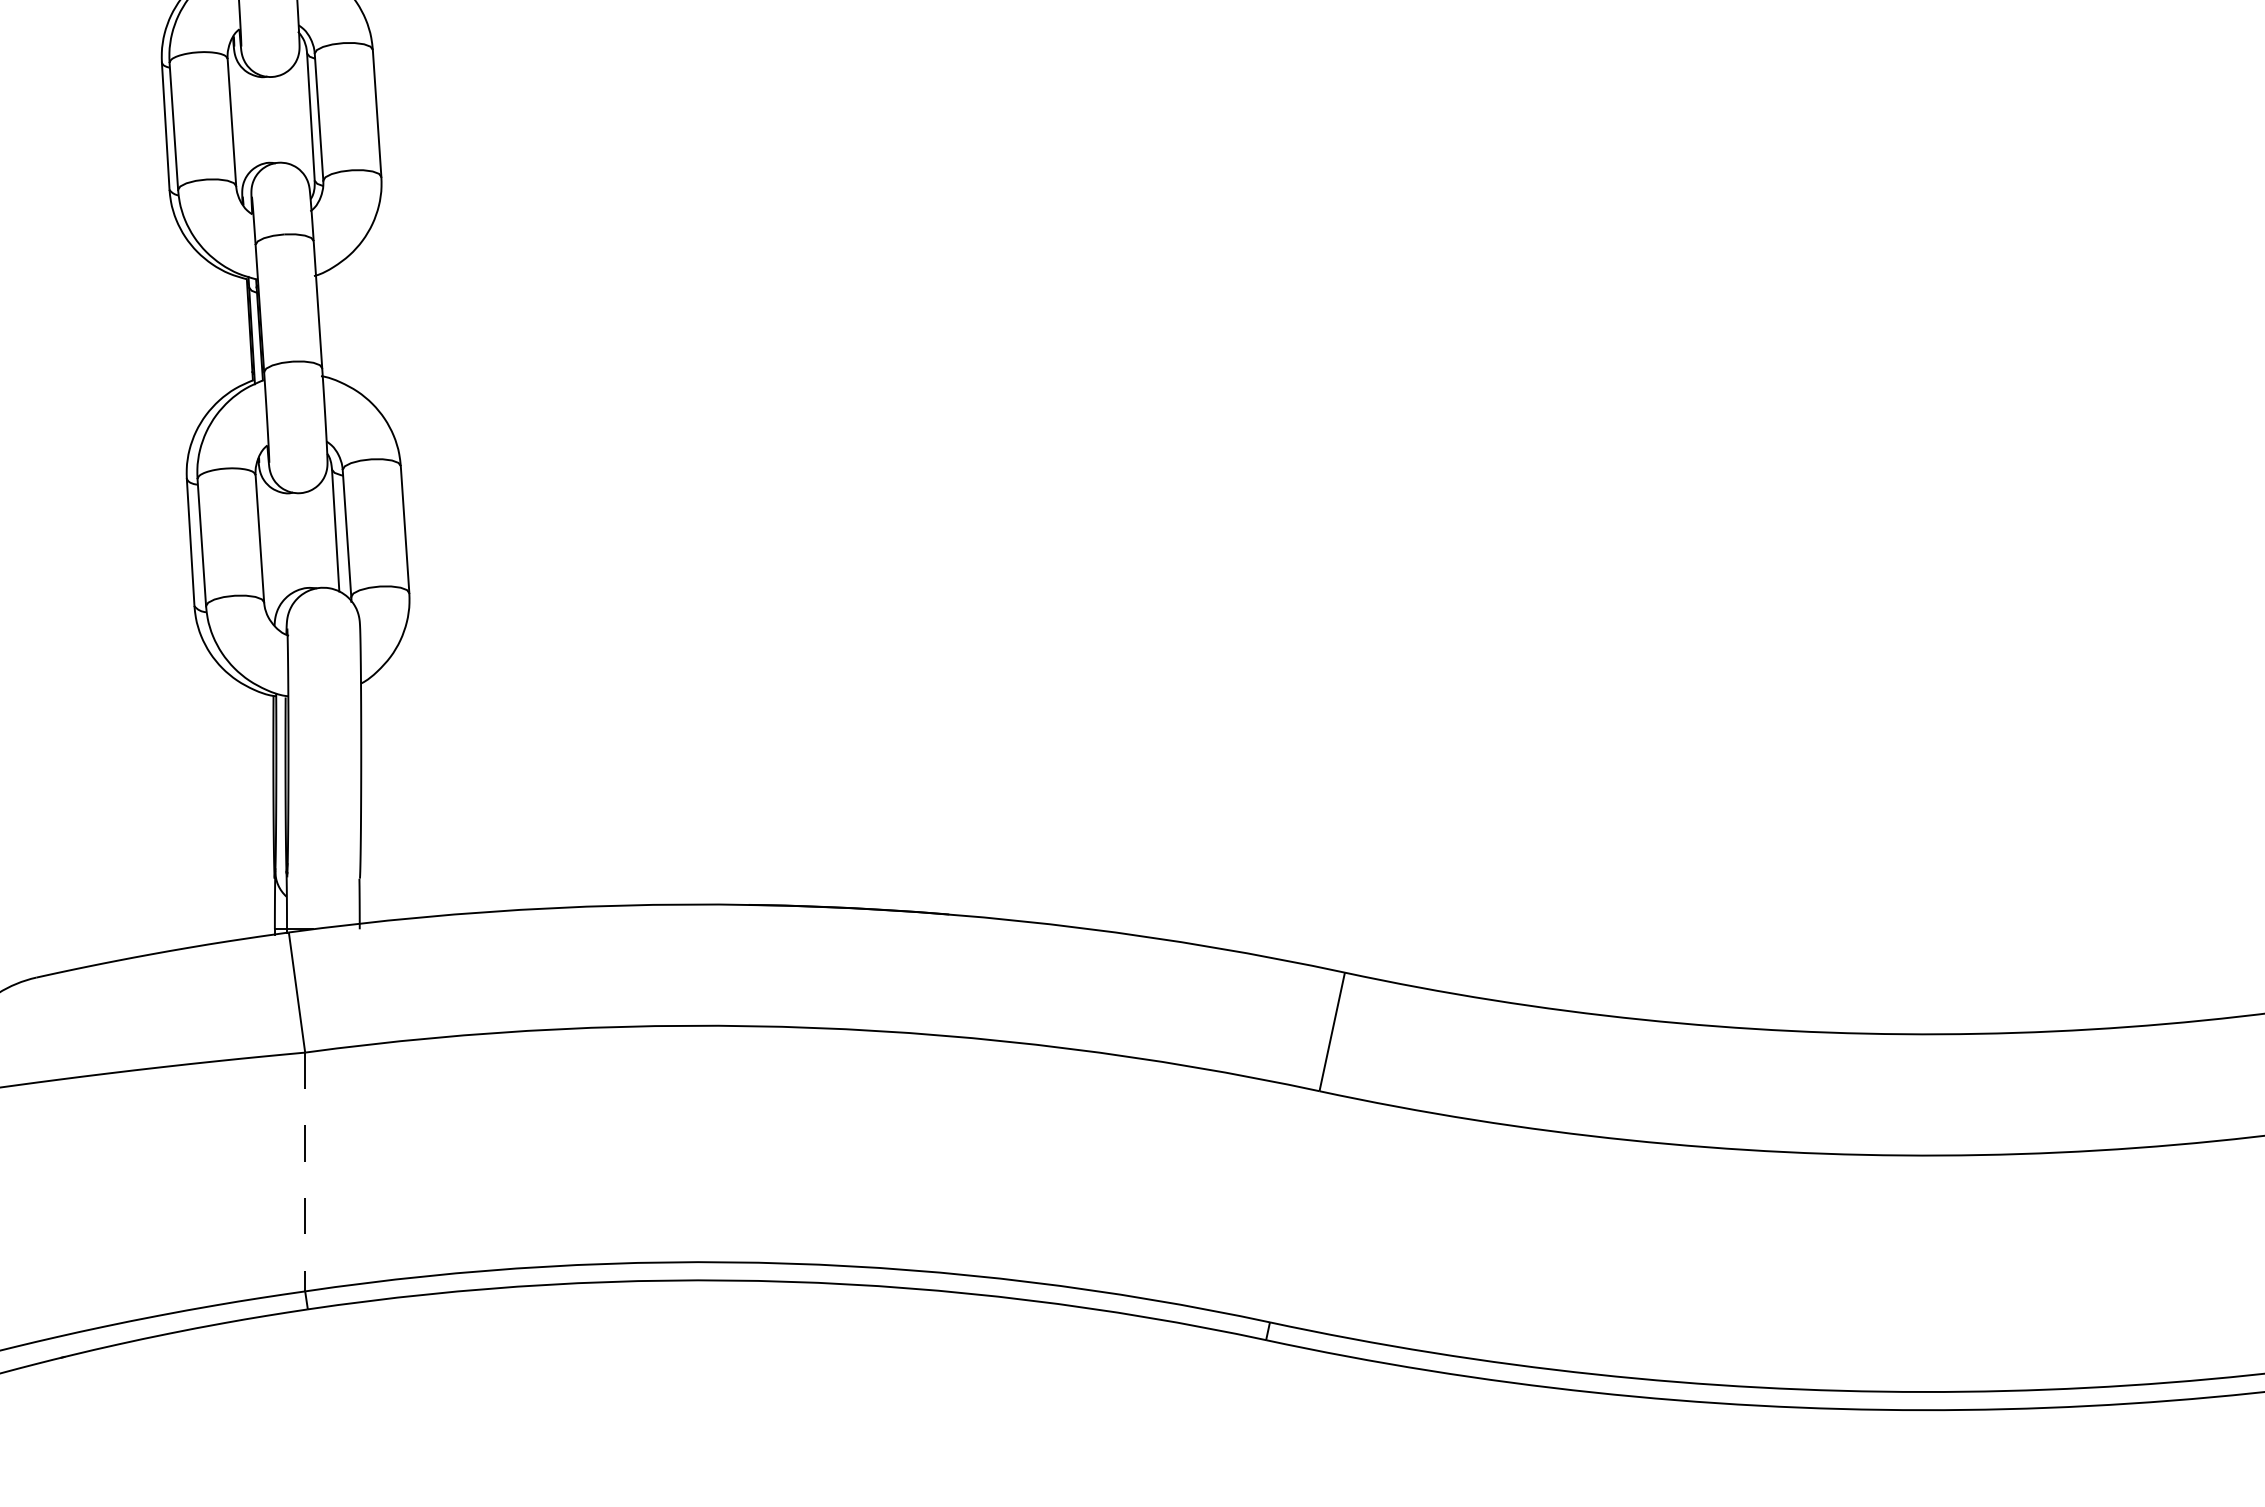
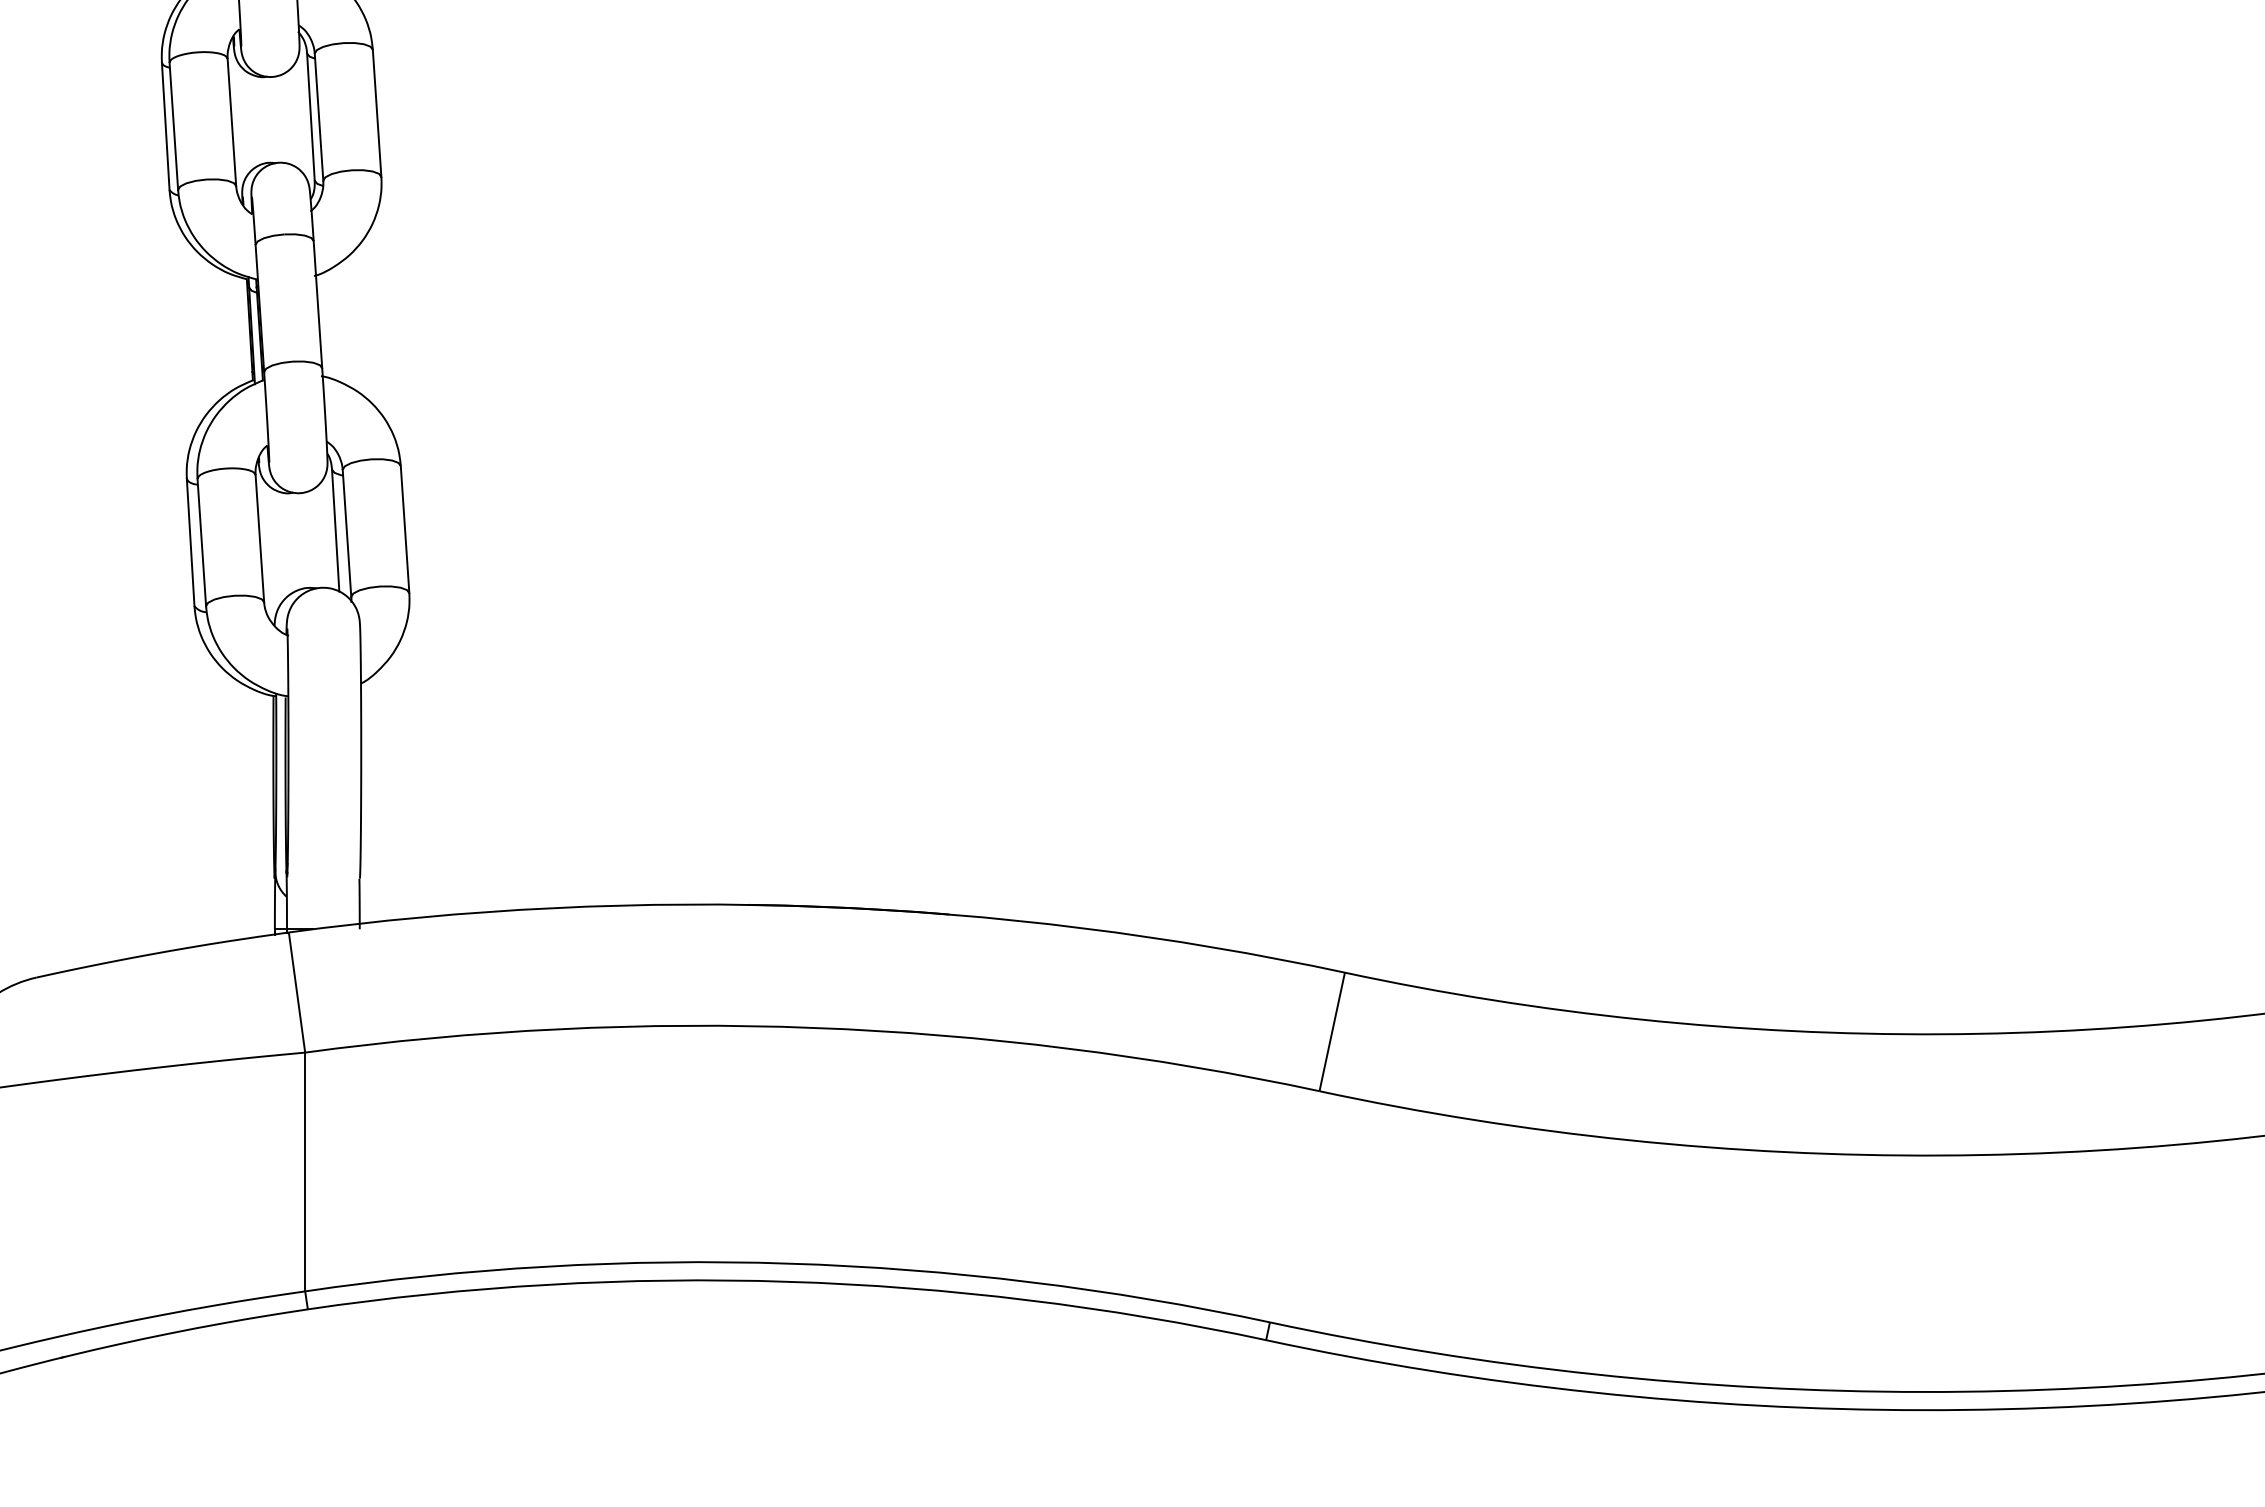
line: dashed -> solid (305, 1172)
